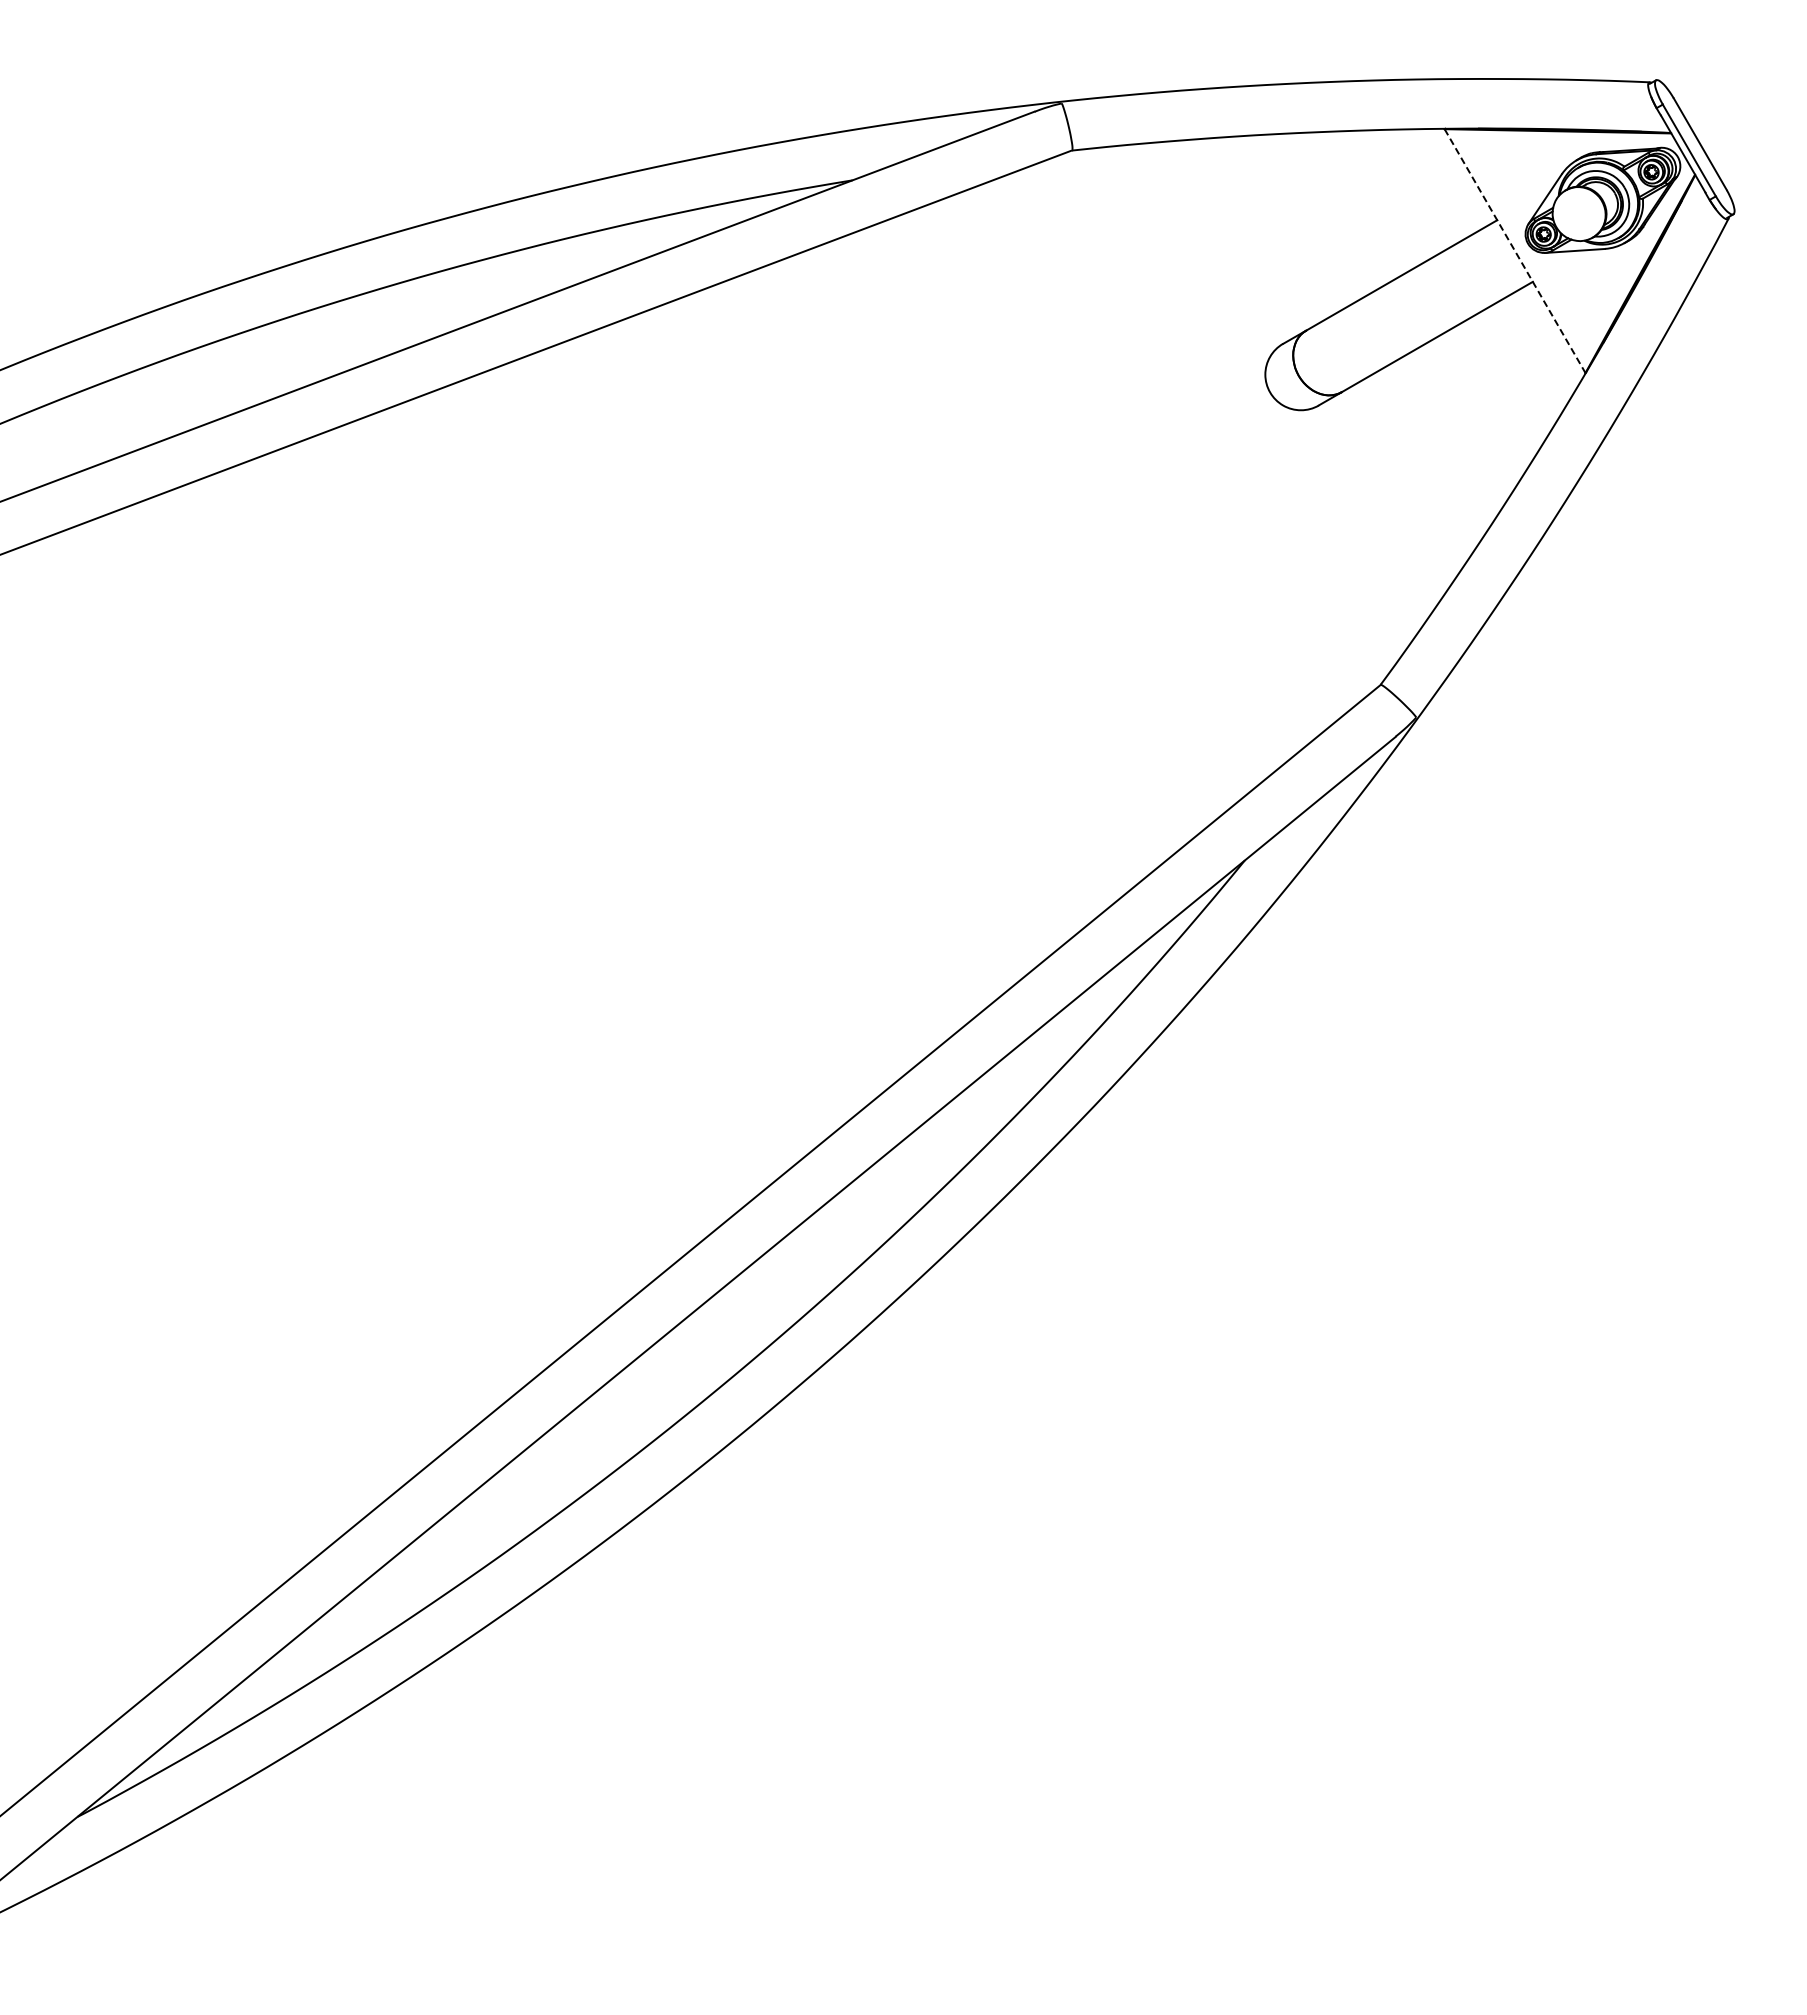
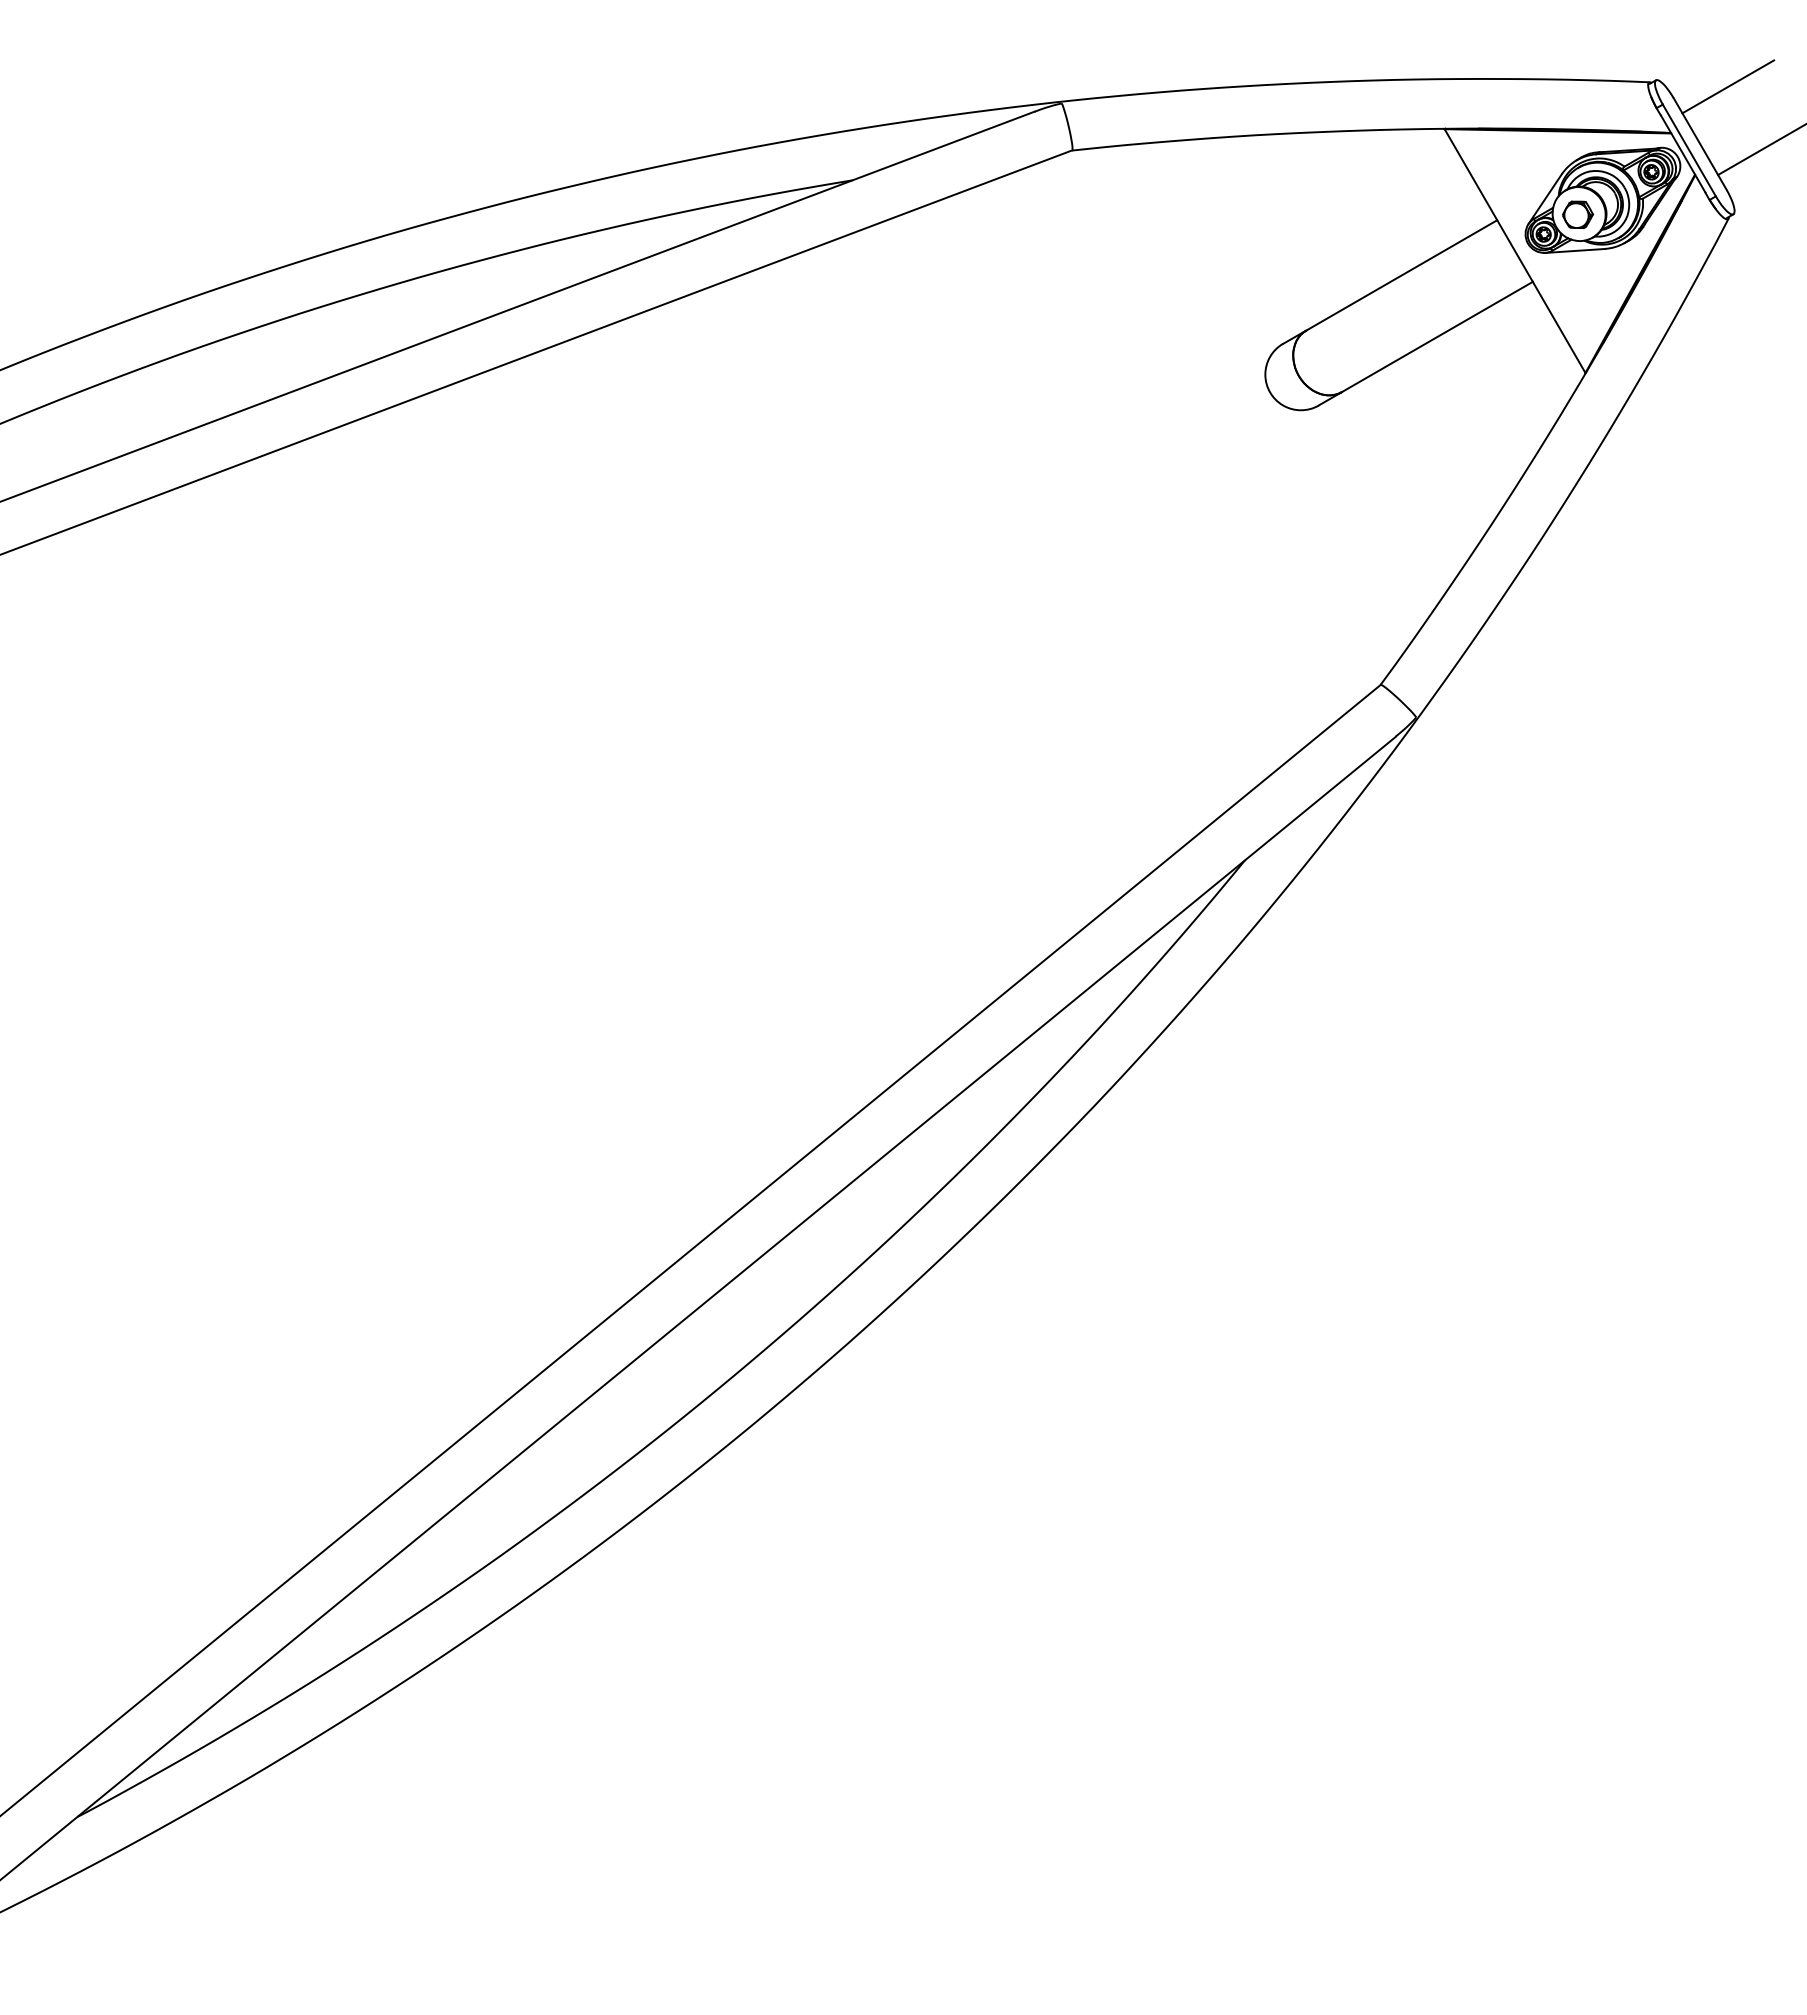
line: none -> present (1728, 86)
line: none -> present (1760, 150)
part: none -> present (1577, 214)
line: dashed -> solid (1515, 251)
